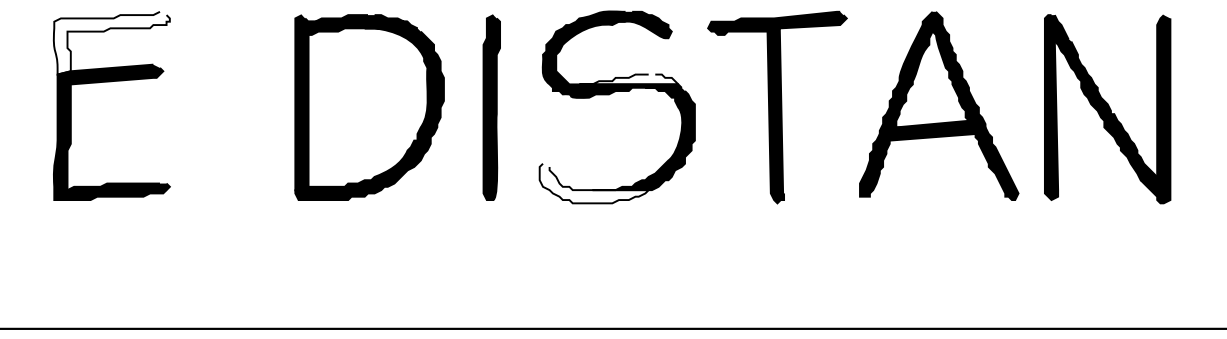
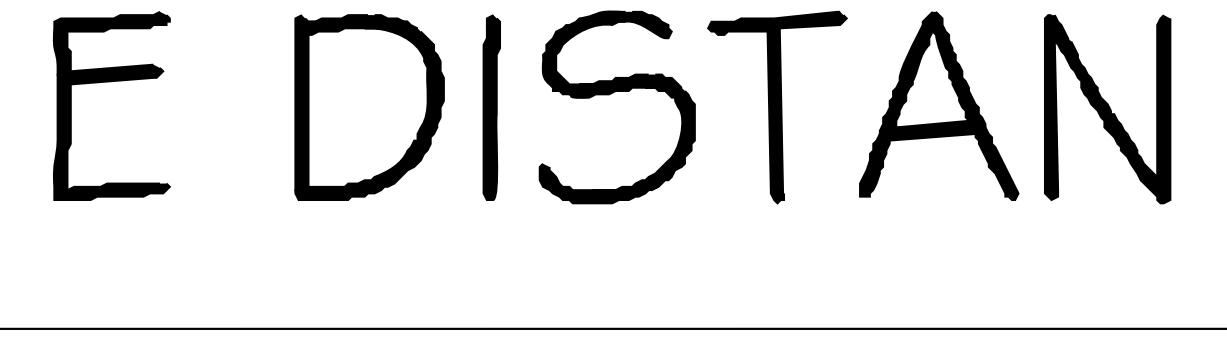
fill: none -> present (111, 42)
fill: none -> present (628, 79)
fill: none -> present (593, 183)
